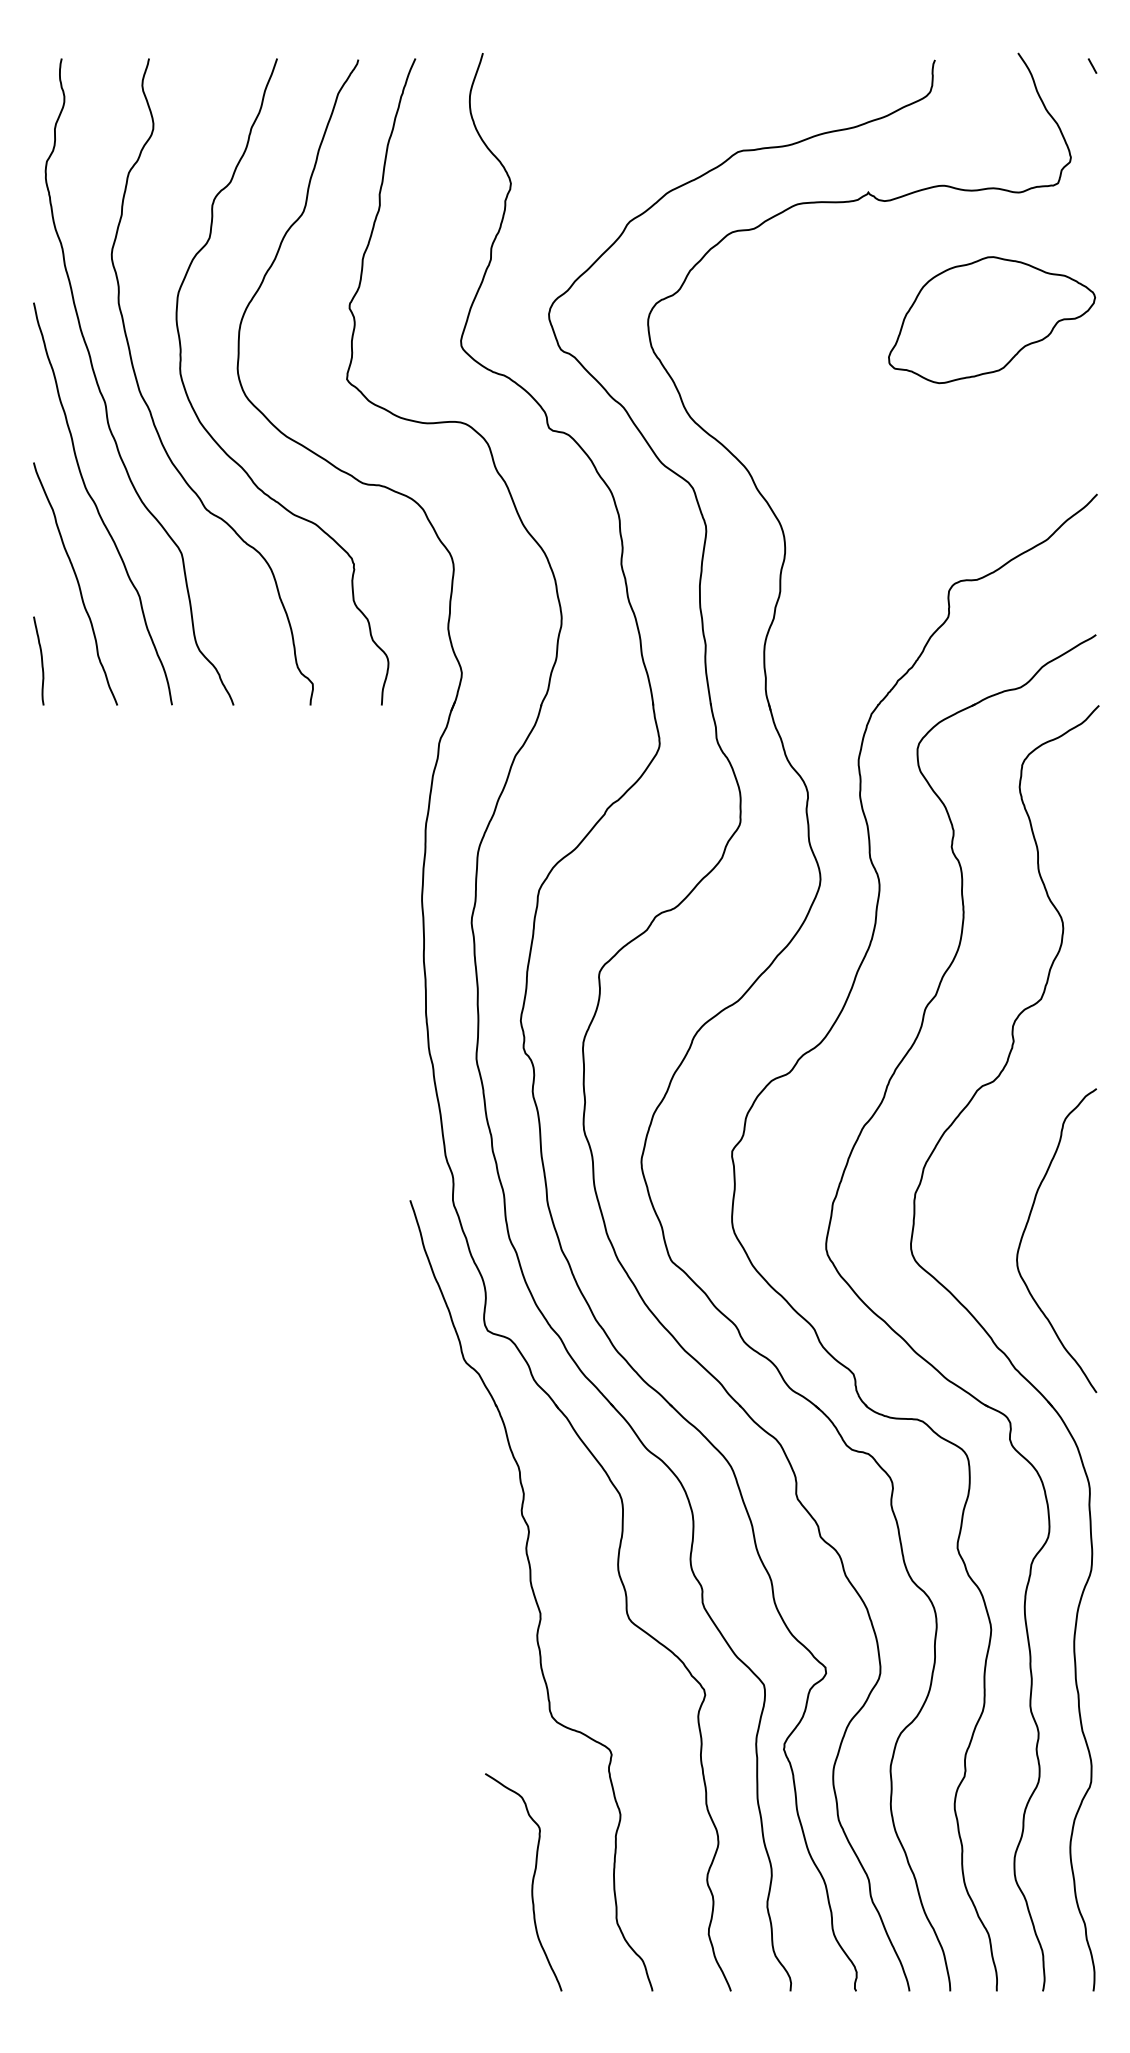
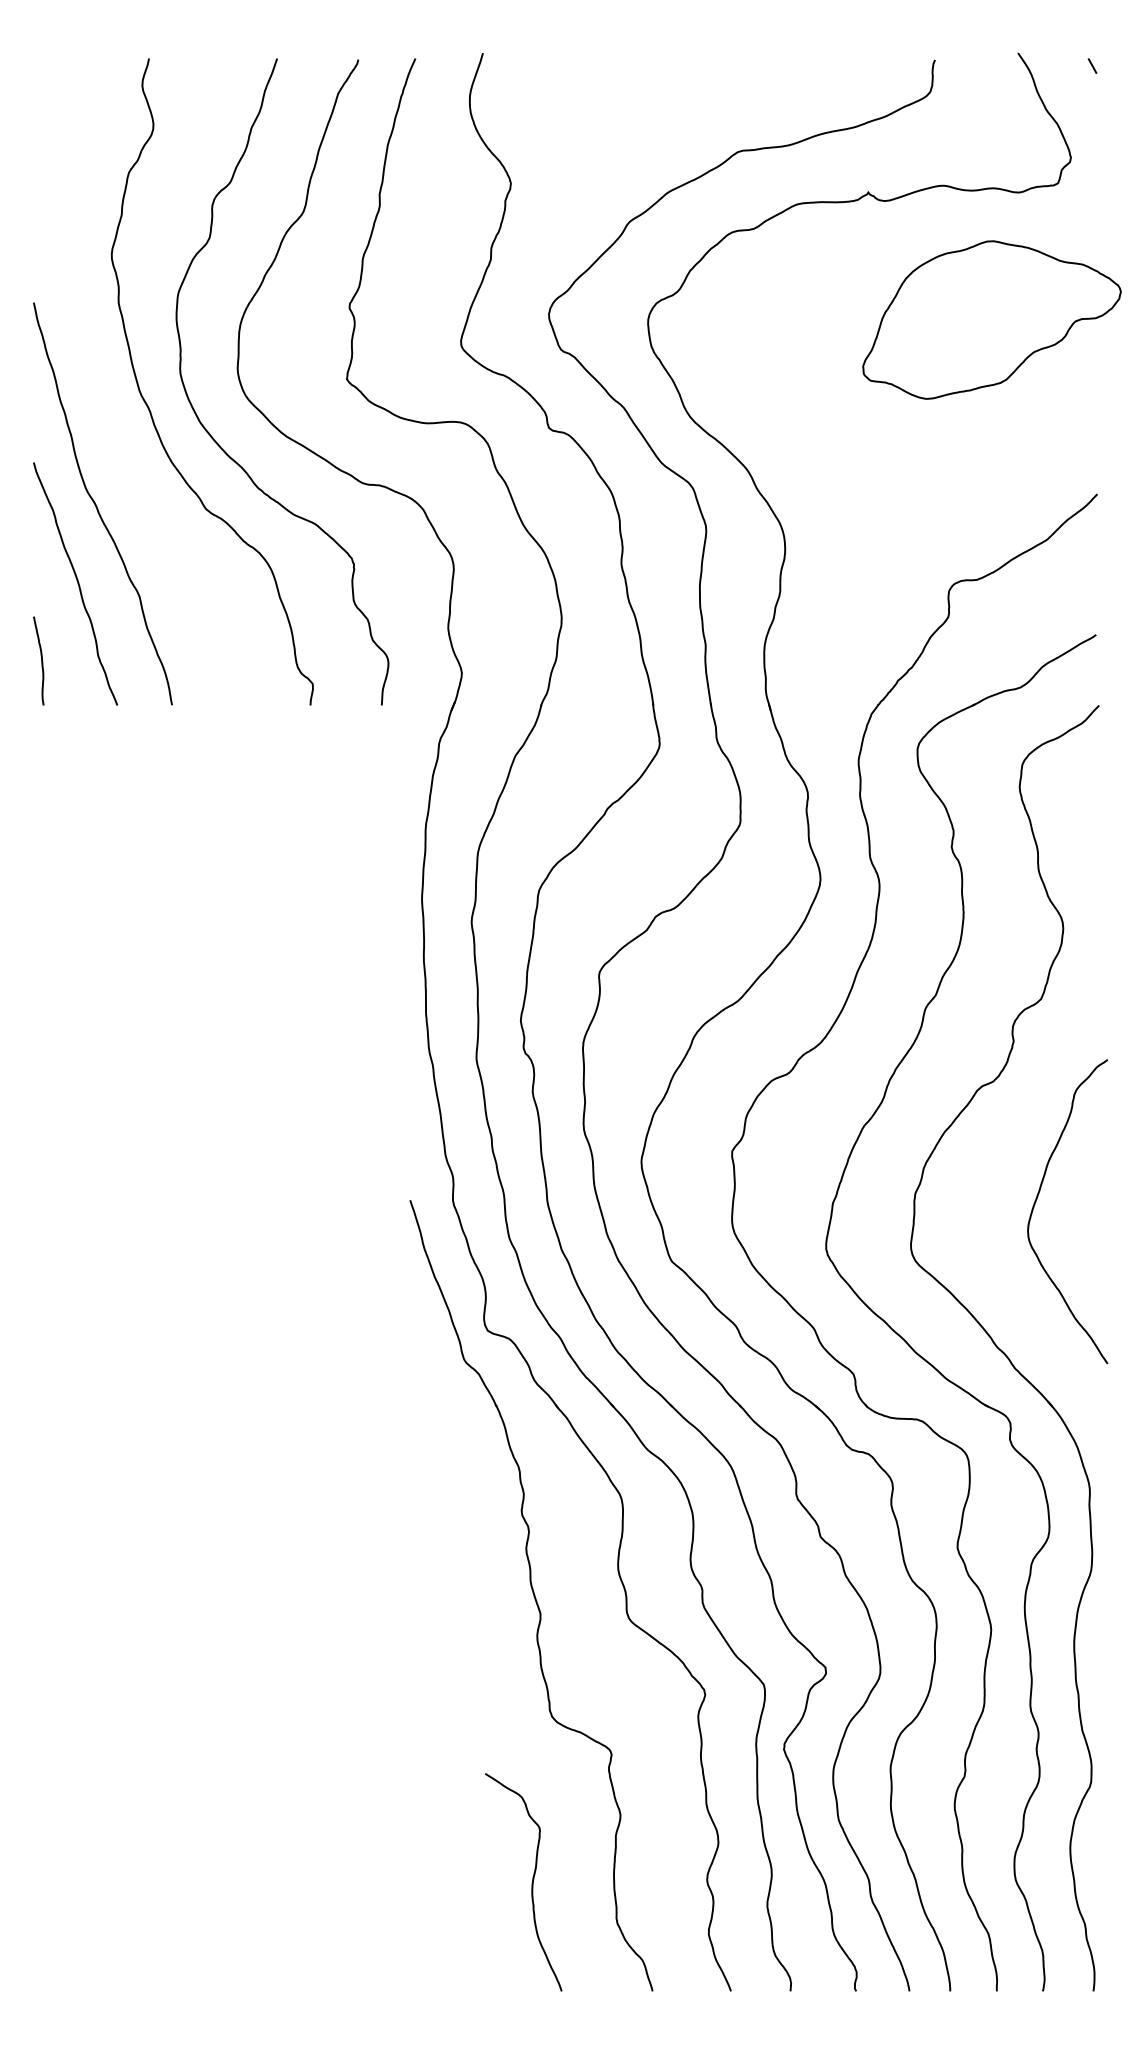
part size: 208x129 px -> 260x160 px (991, 319)
curve: present -> none (103, 395)
curve position: (1025, 1231) -> (1036, 1202) (1036, 1202)
